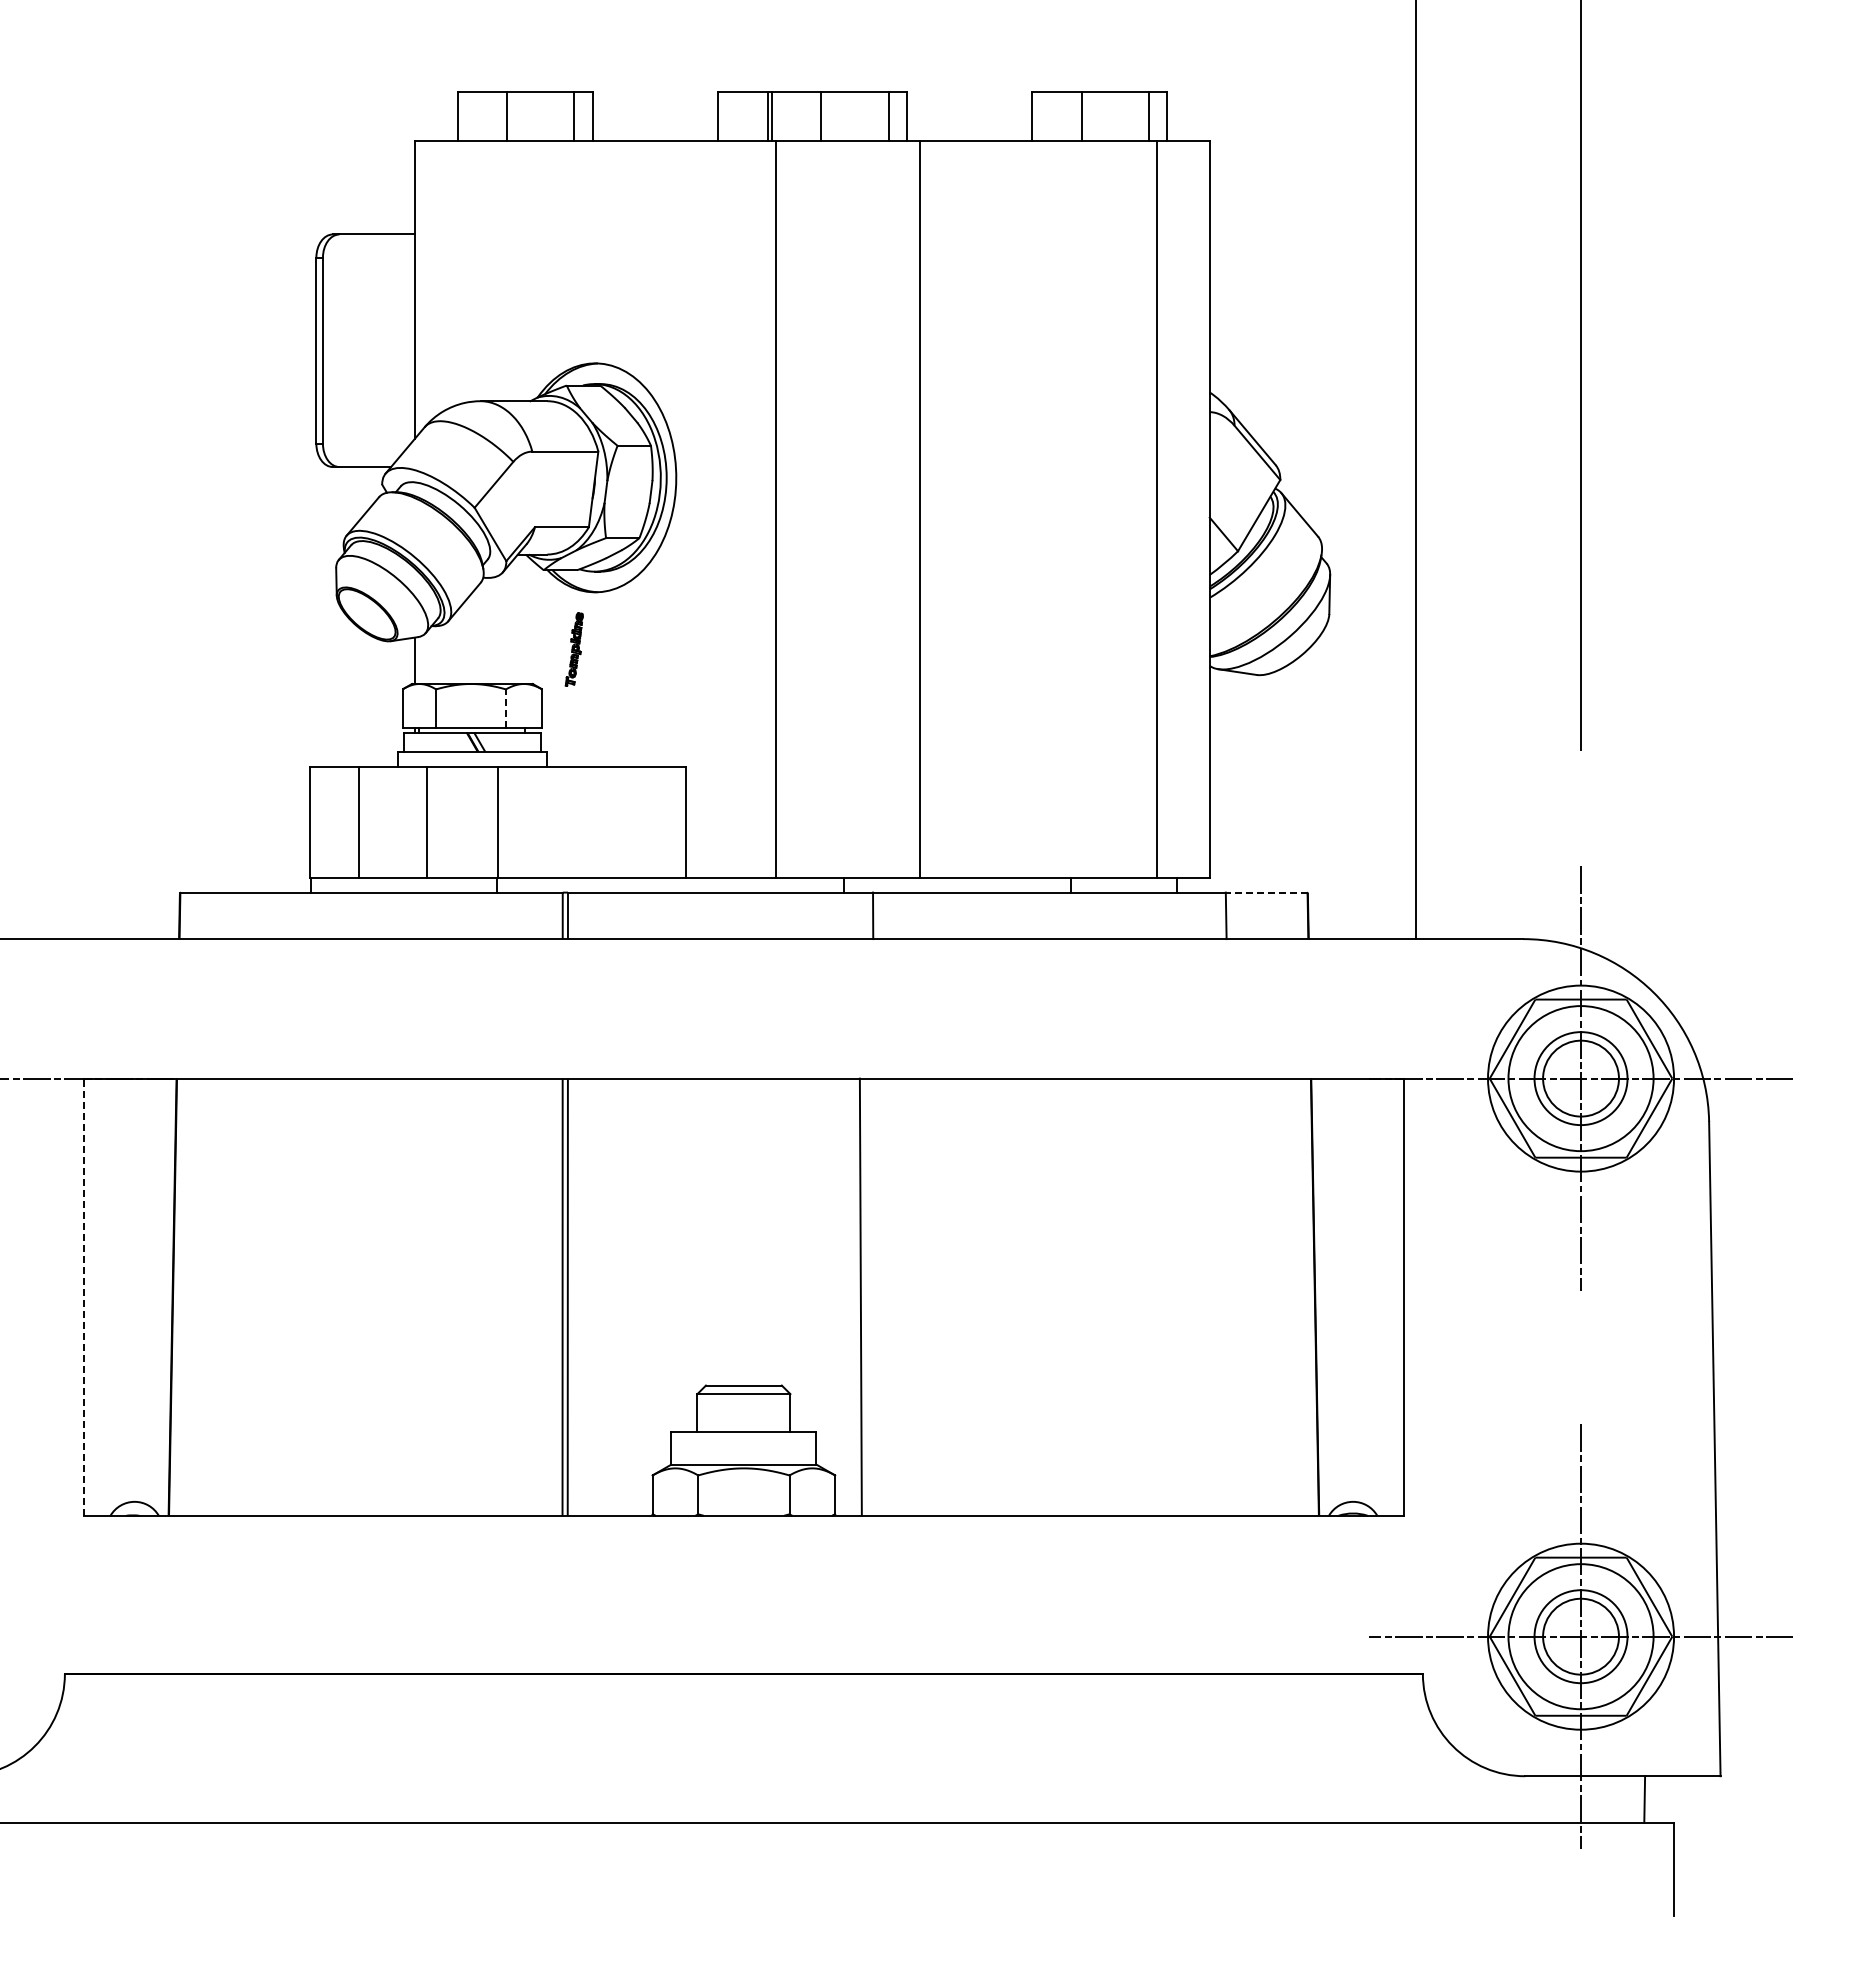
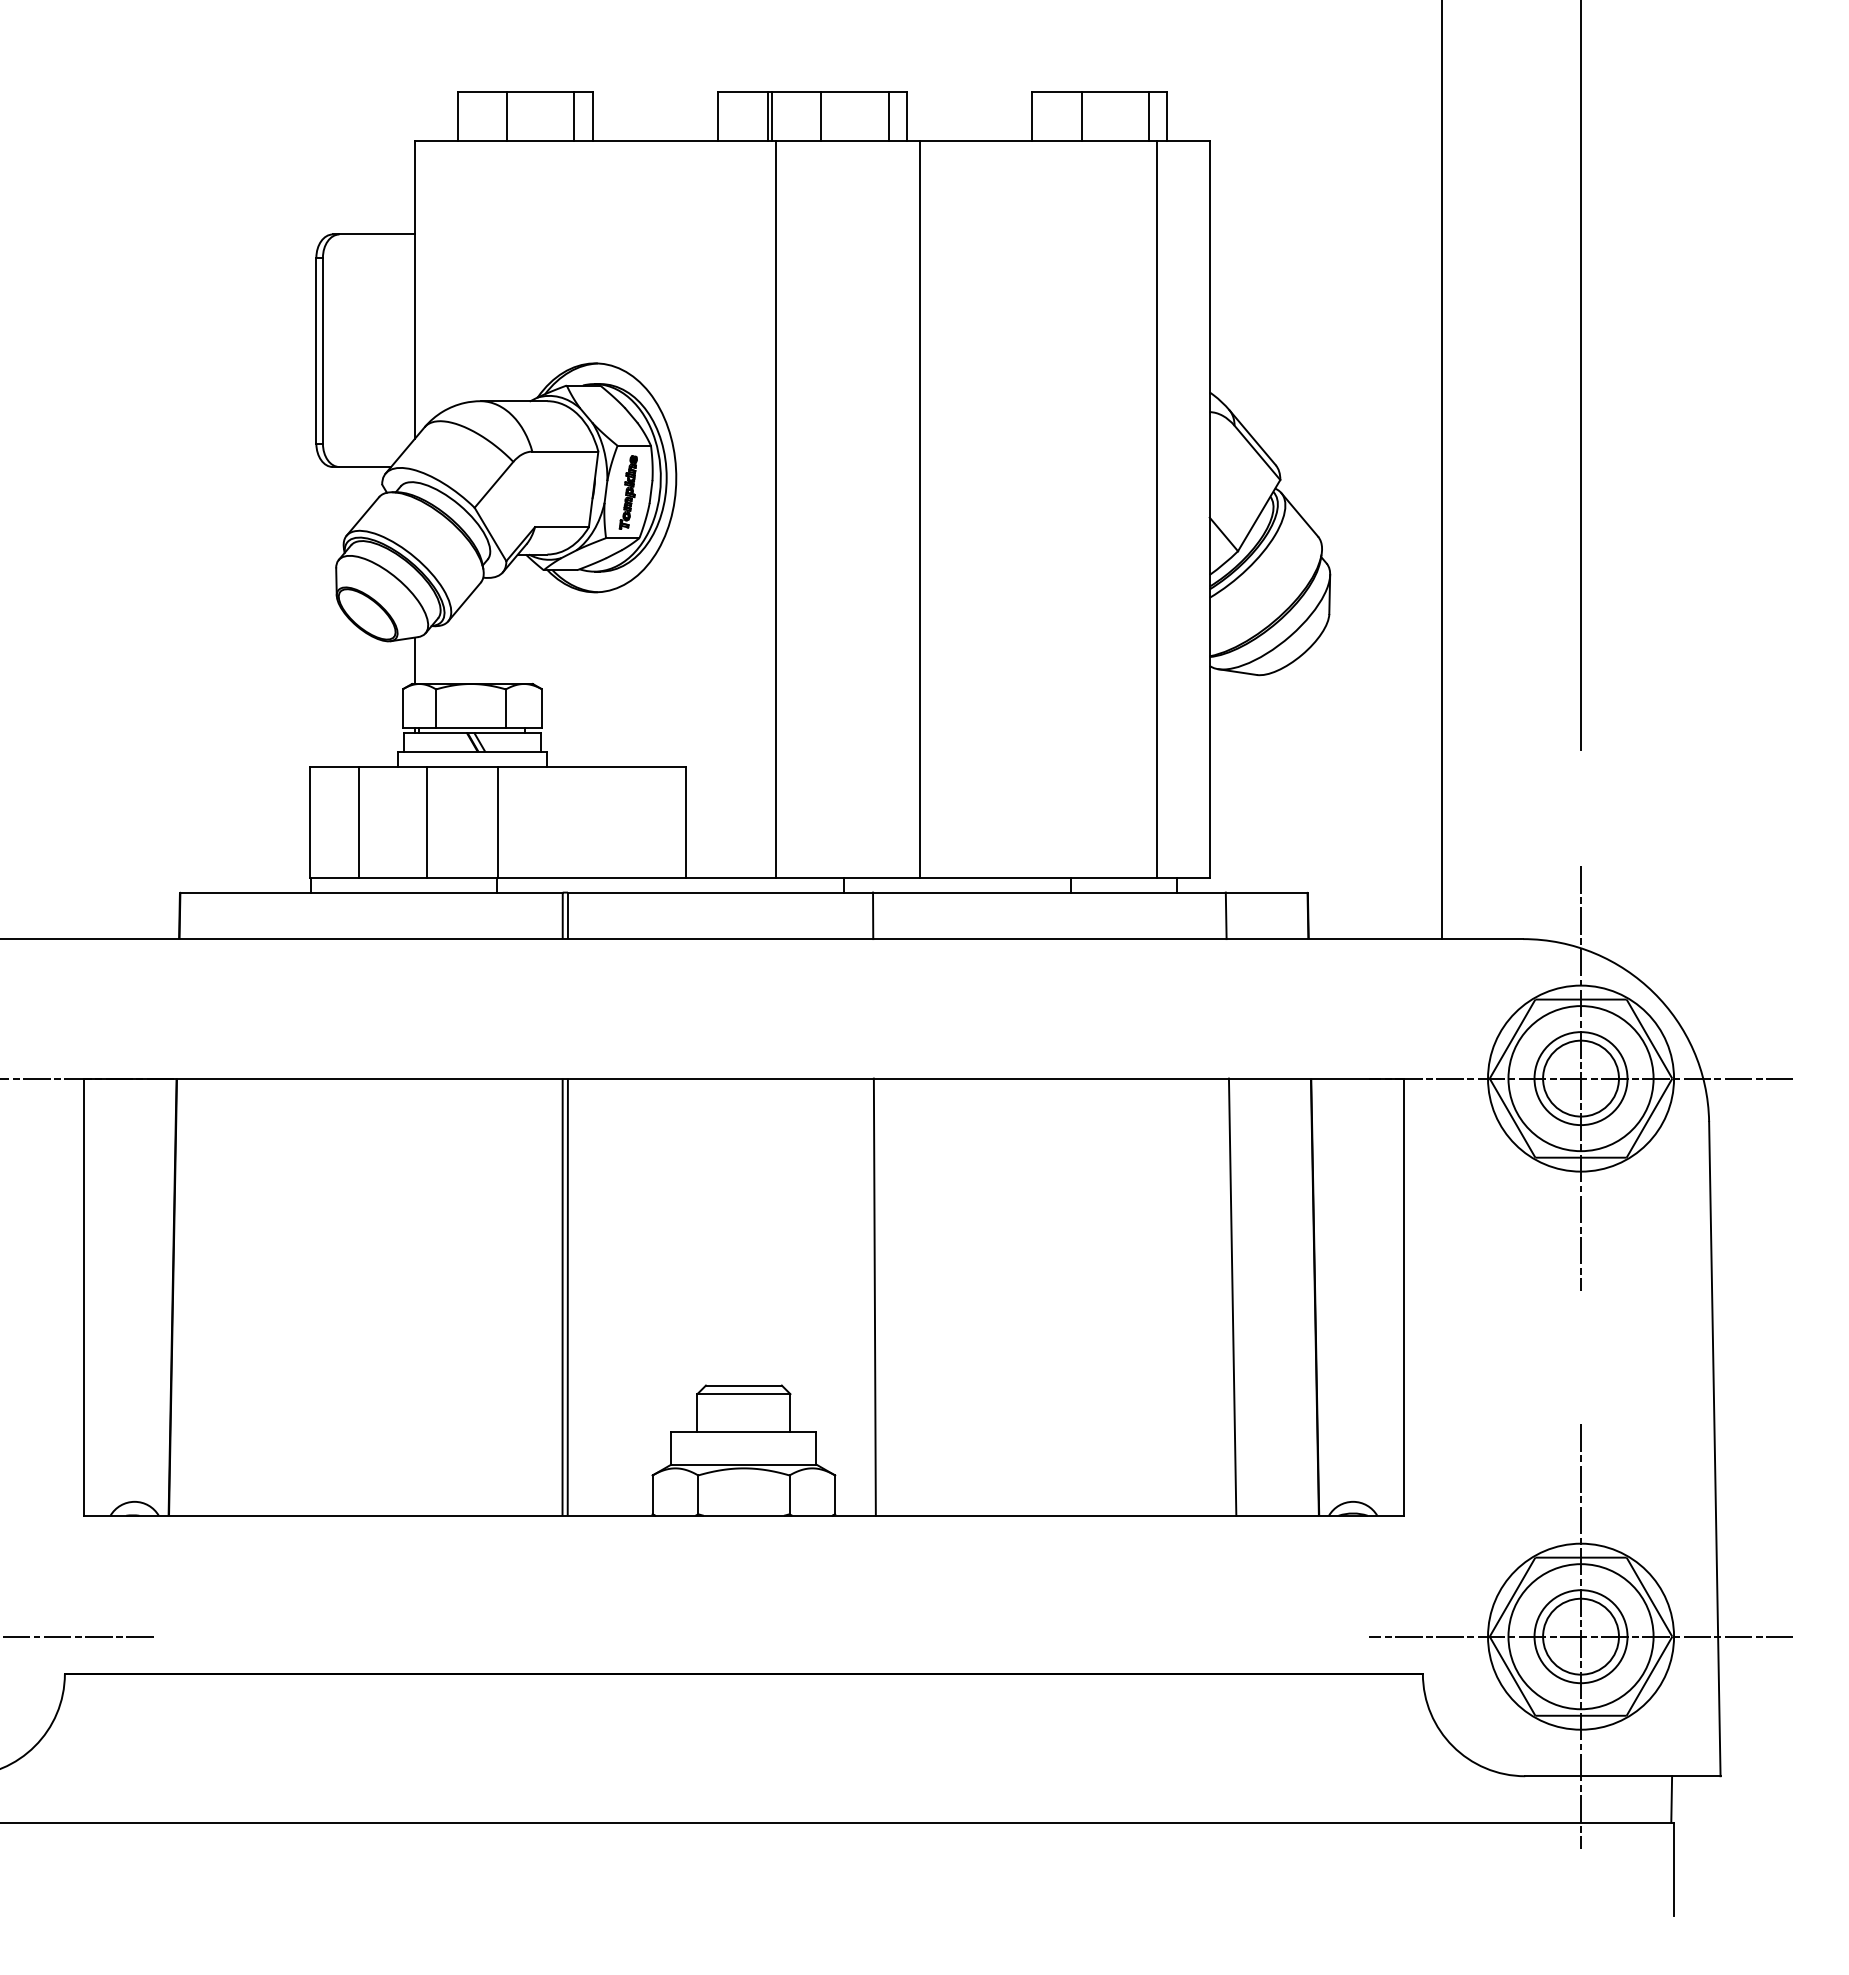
line position: (1415, 470) -> (1441, 470) (1441, 470)
part position: (573, 649) -> (627, 492) (627, 492)
line: dashed -> solid (505, 708)
line: dashed -> solid (1266, 892)
line position: (860, 1296) -> (874, 1296) (874, 1296)
line: none -> present (1232, 1296)
line: dashed -> solid (83, 1297)
line: none -> present (77, 1636)
line position: (1644, 1799) -> (1671, 1799) (1671, 1799)
